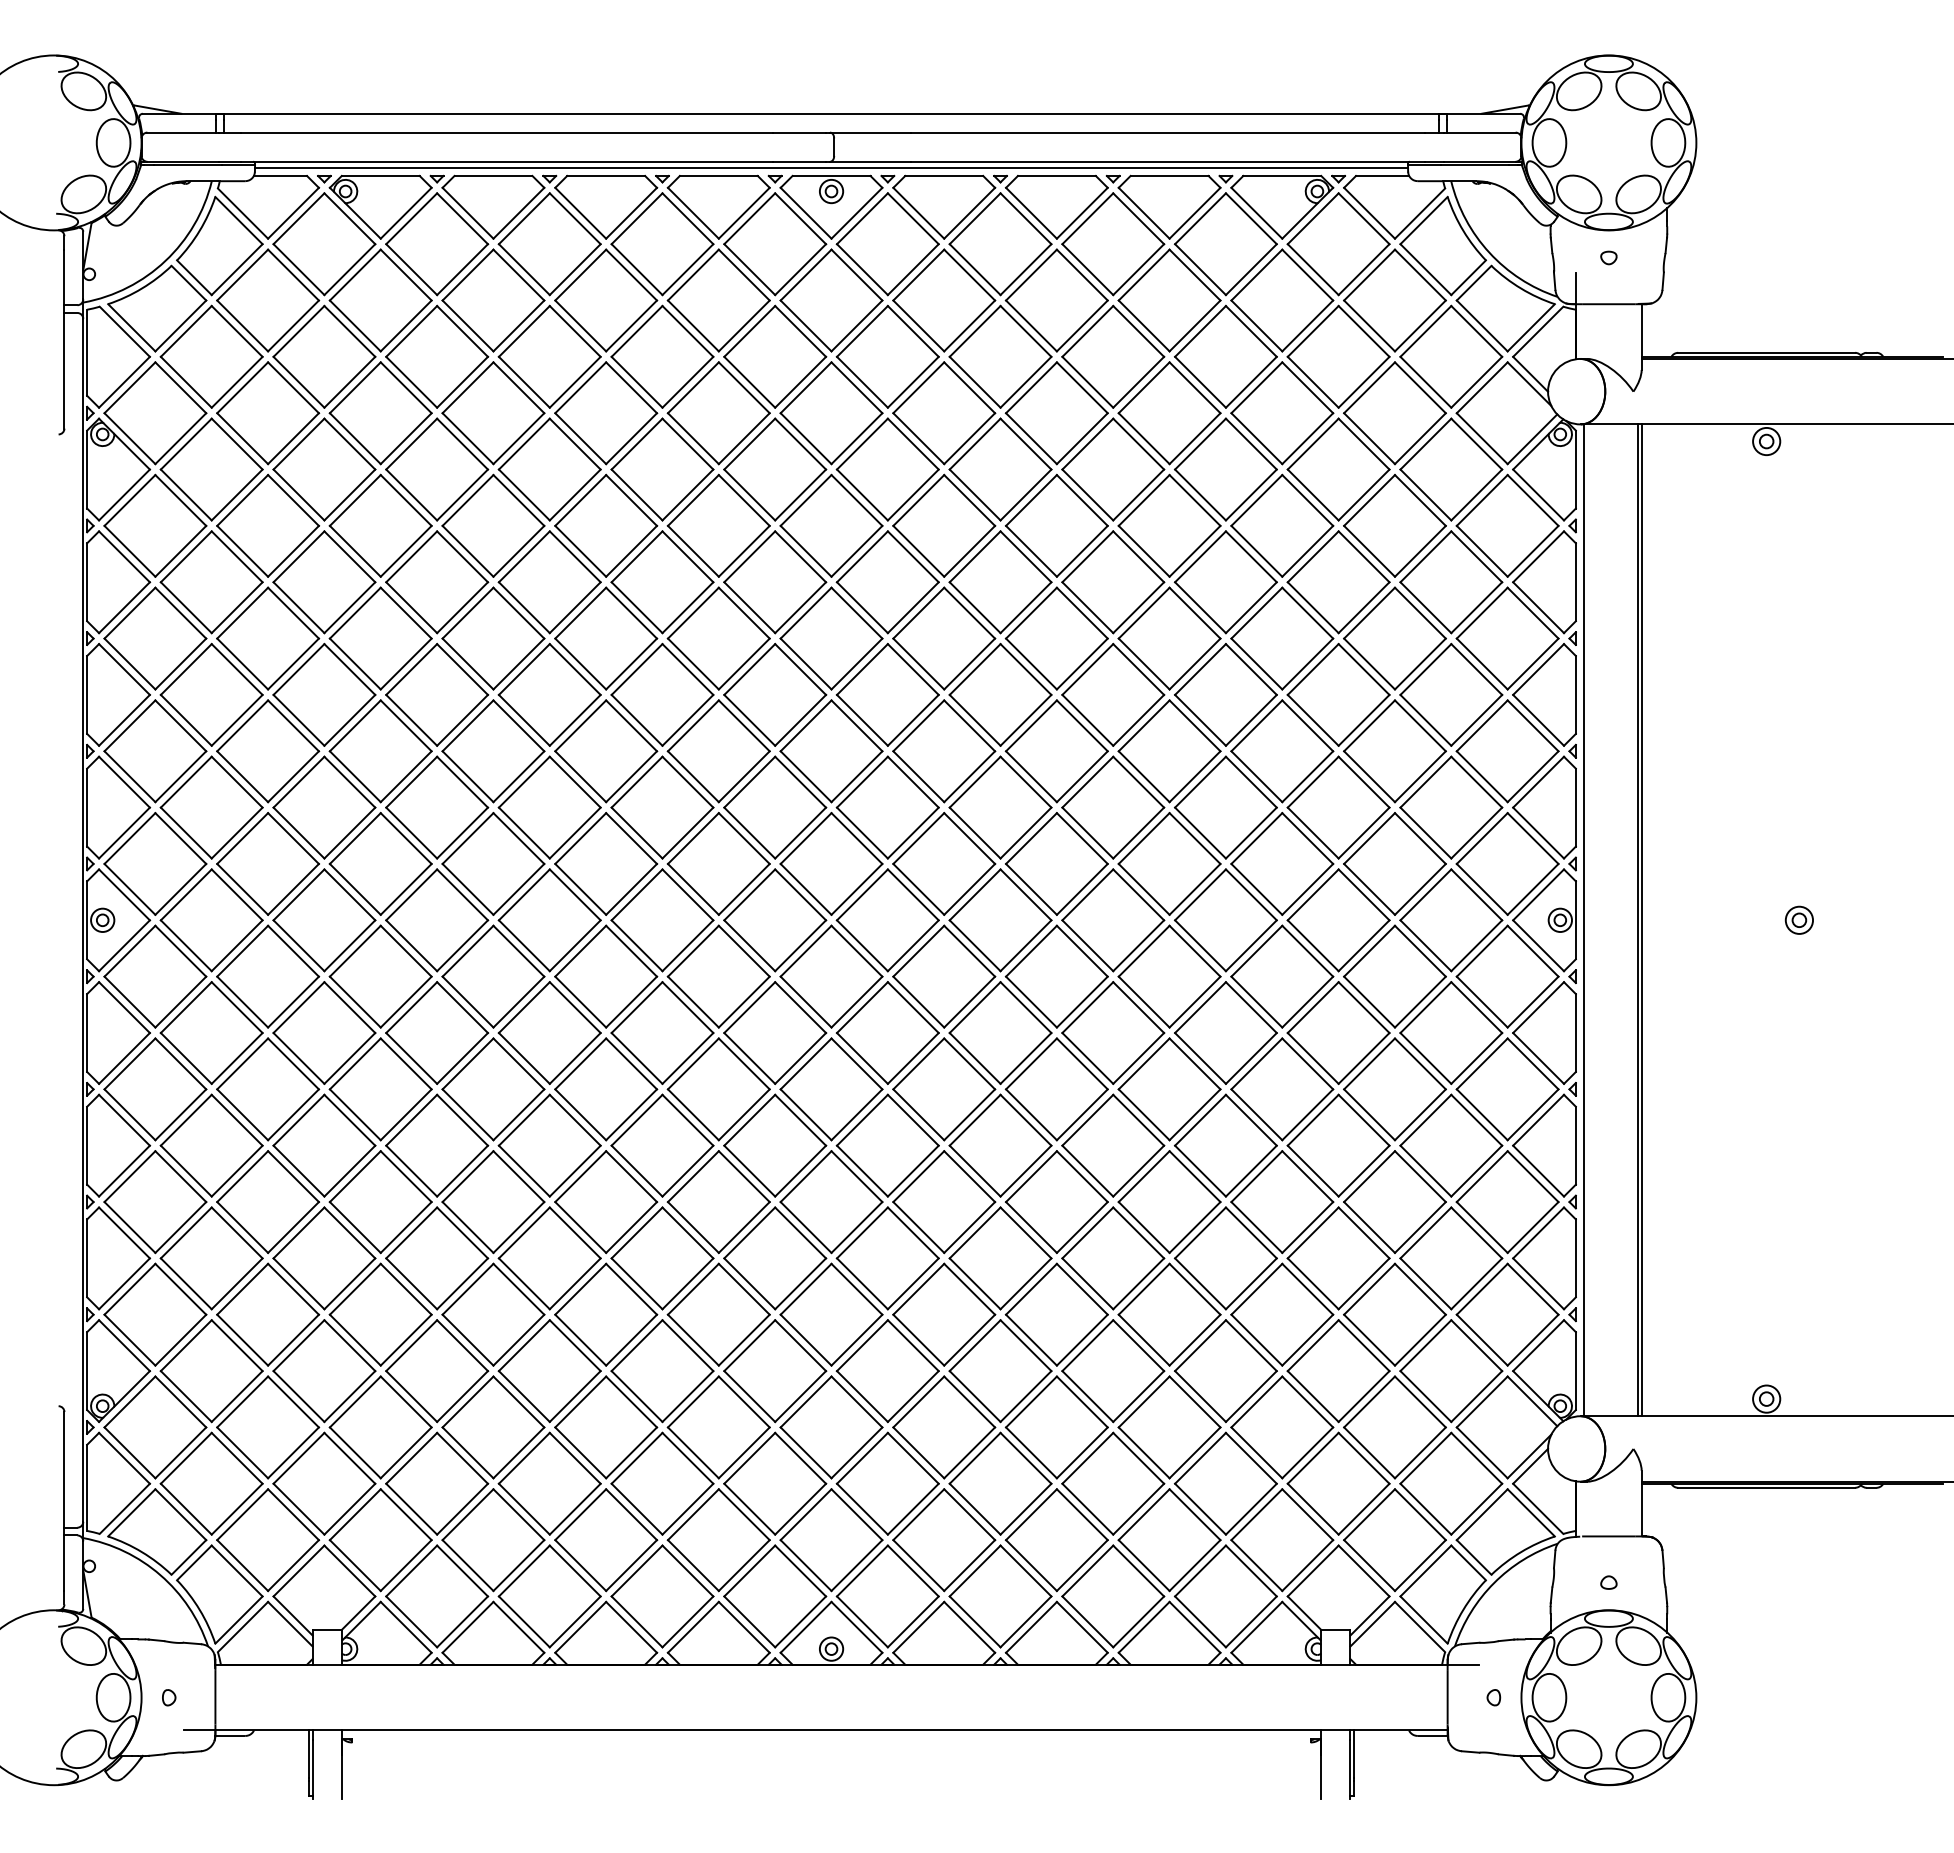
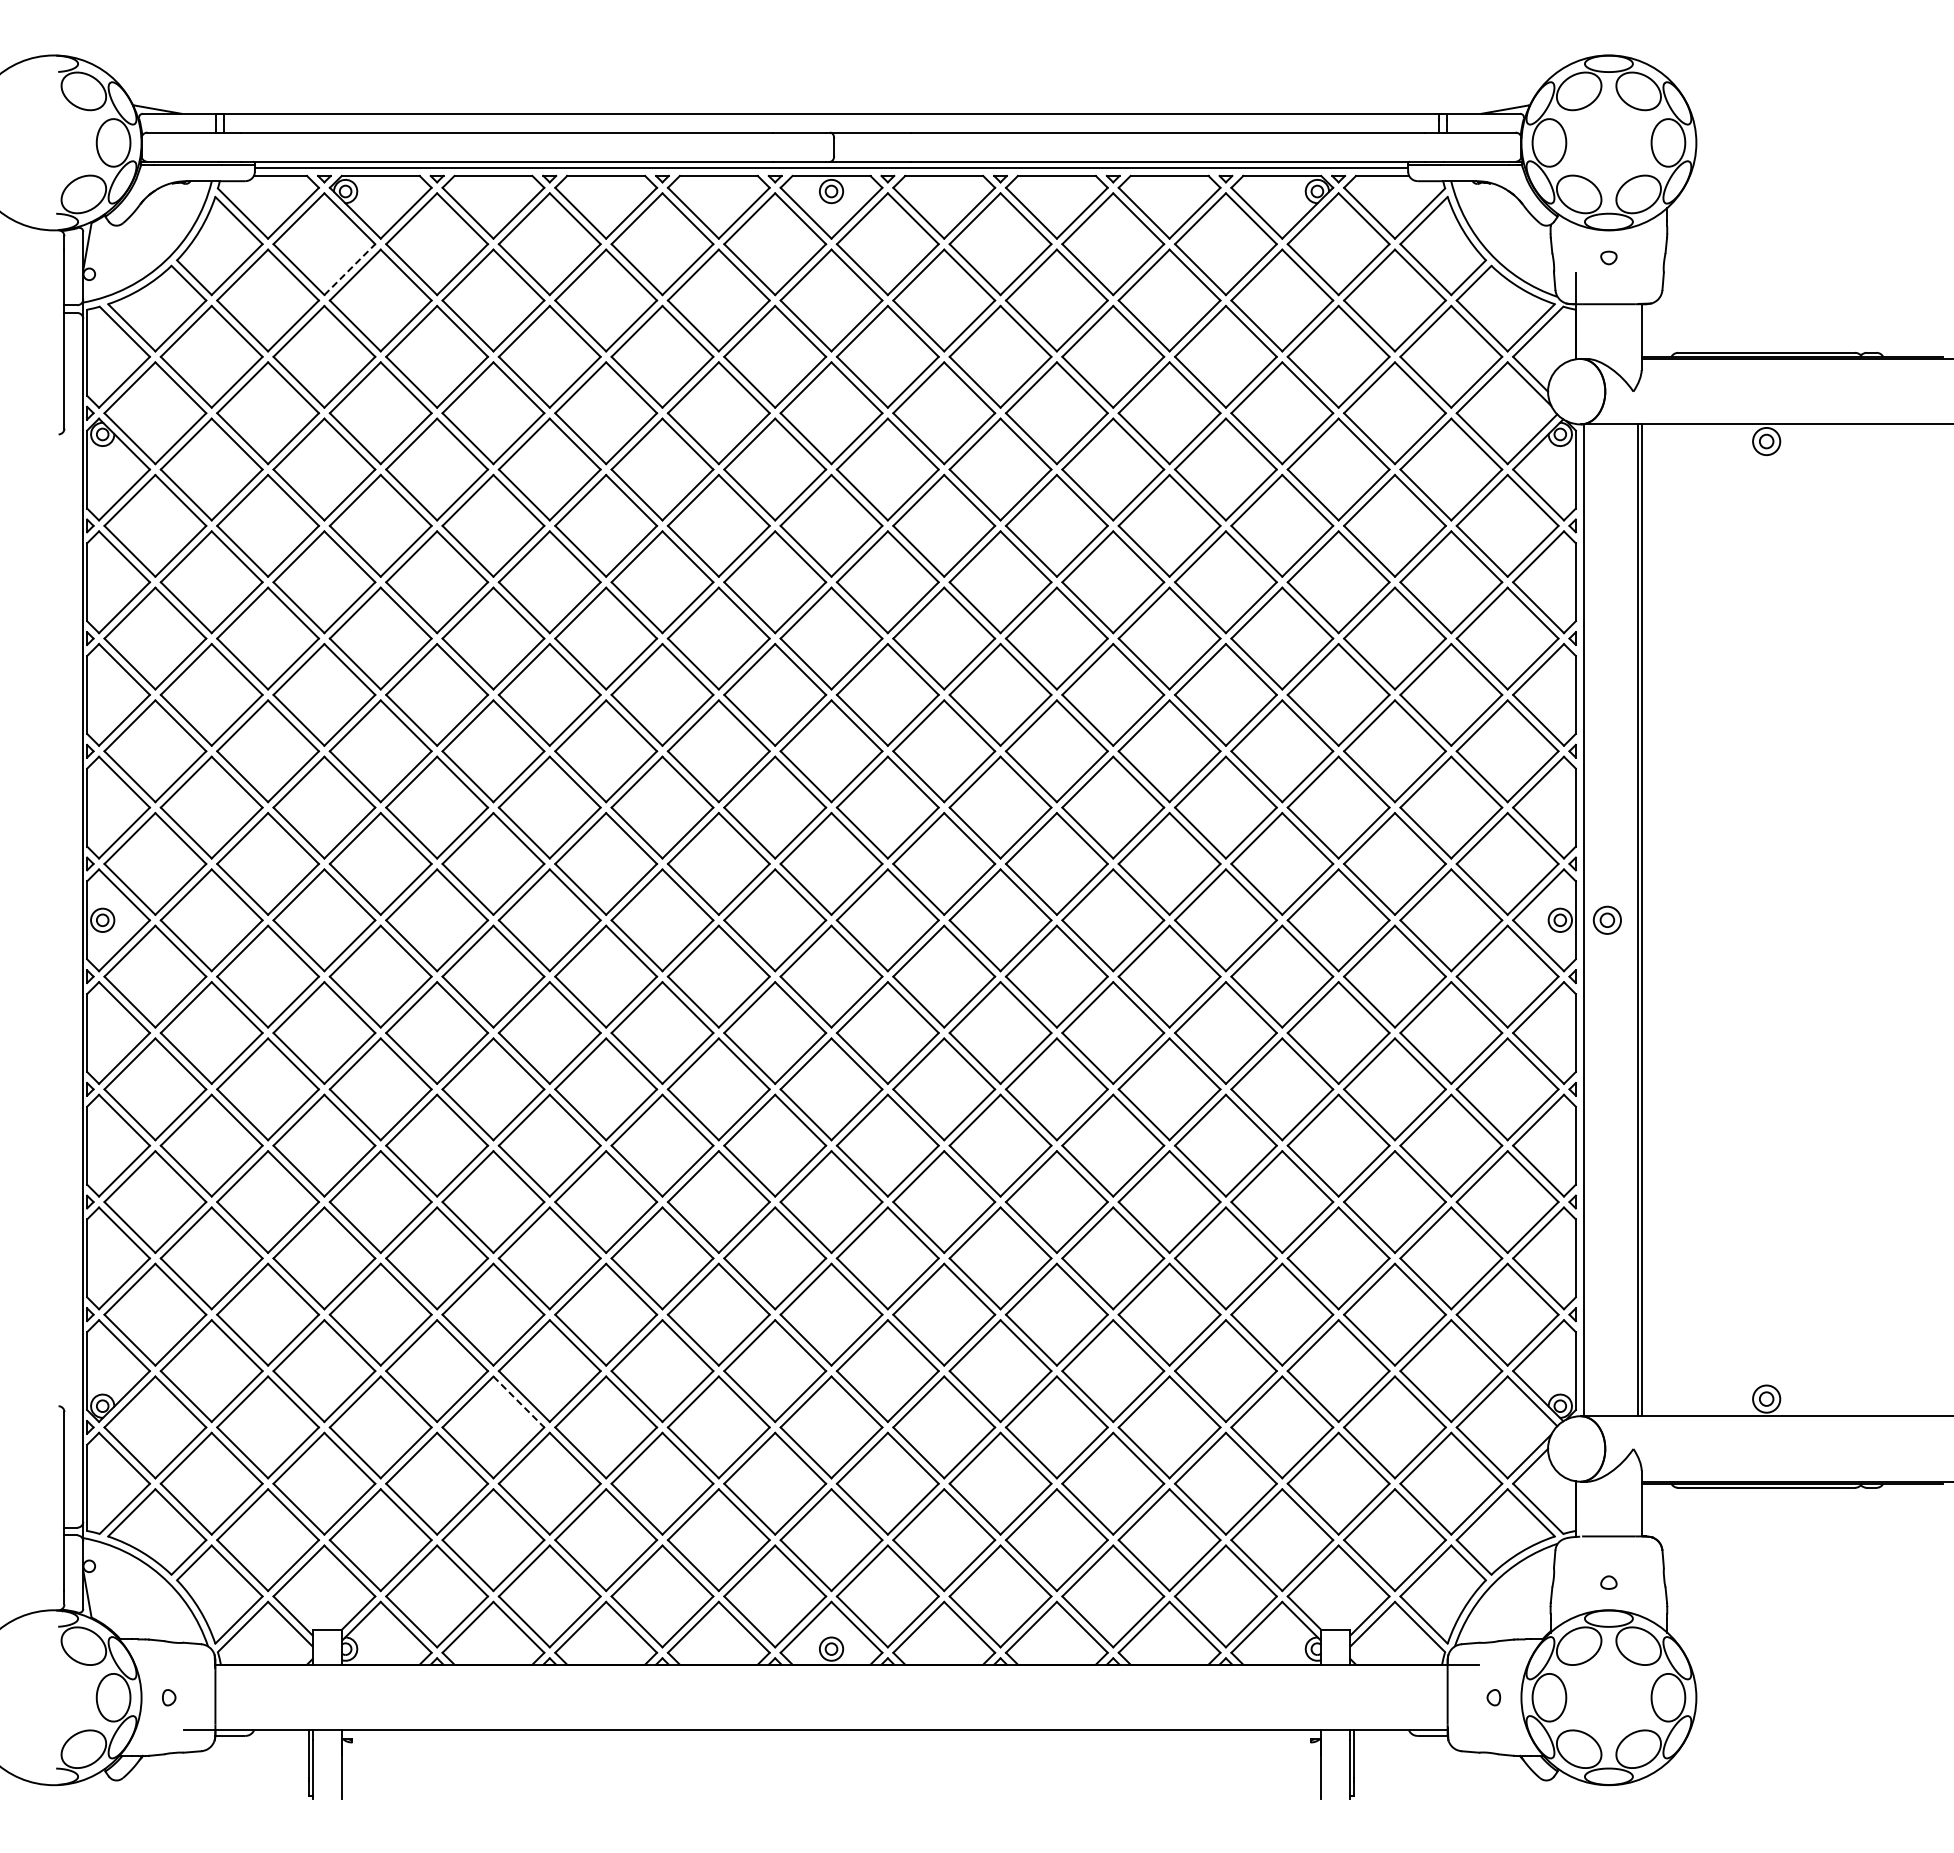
line: solid -> dashed (349, 269)
part position: (1798, 919) -> (1606, 919) (1606, 919)
line: solid -> dashed (518, 1402)
